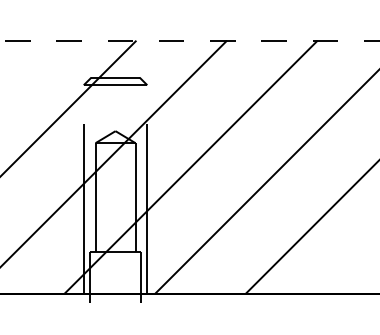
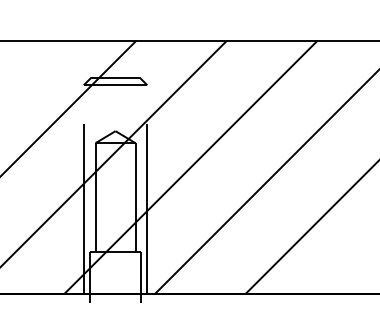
line: dashed -> solid (189, 41)
